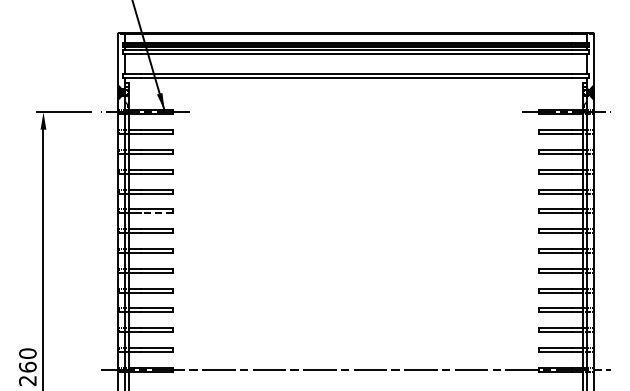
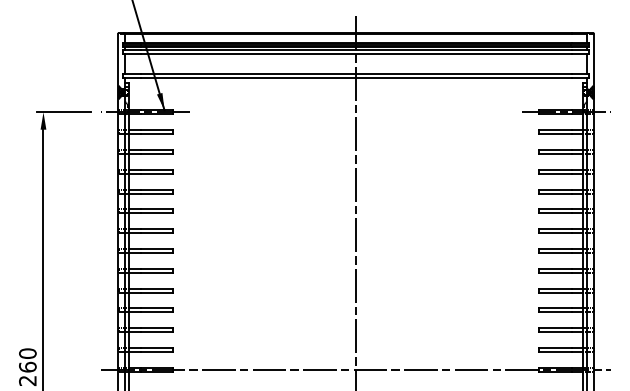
line: none -> present (356, 201)
line: dashed -> solid (156, 213)
